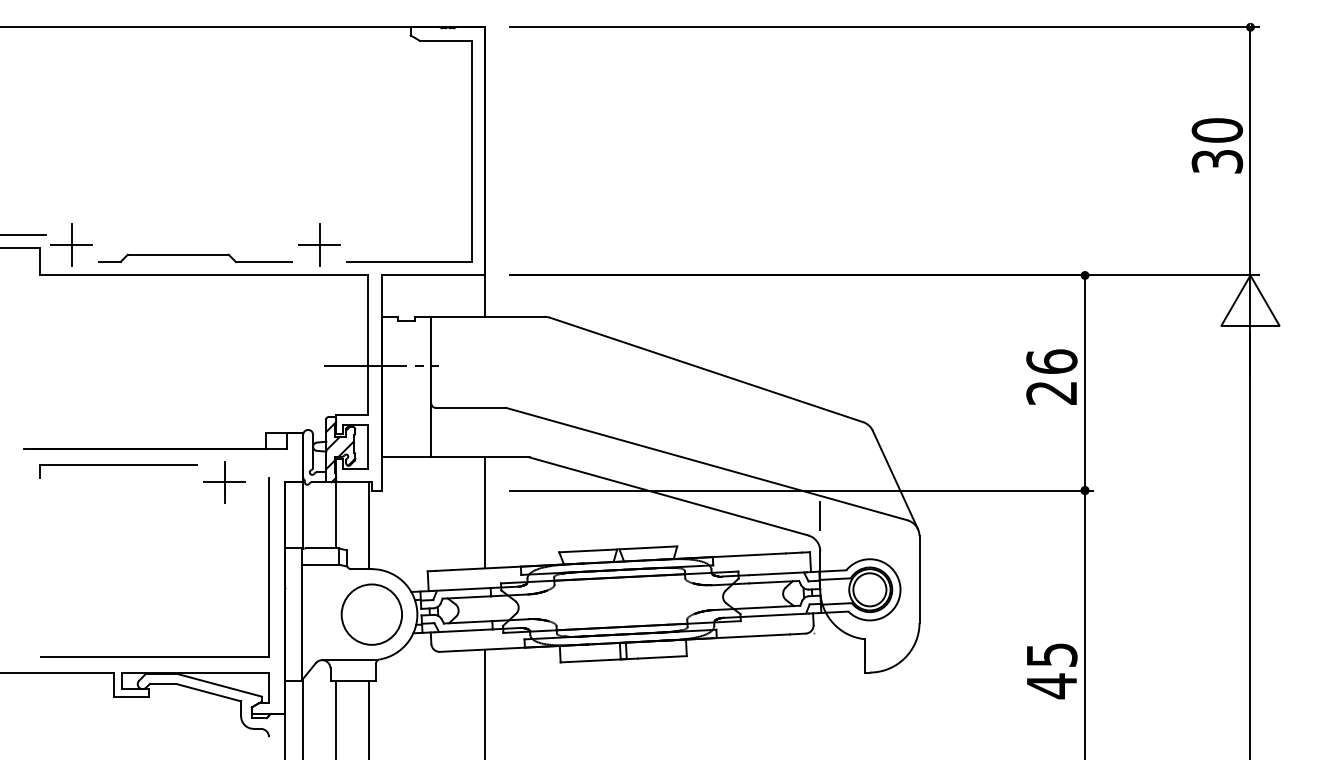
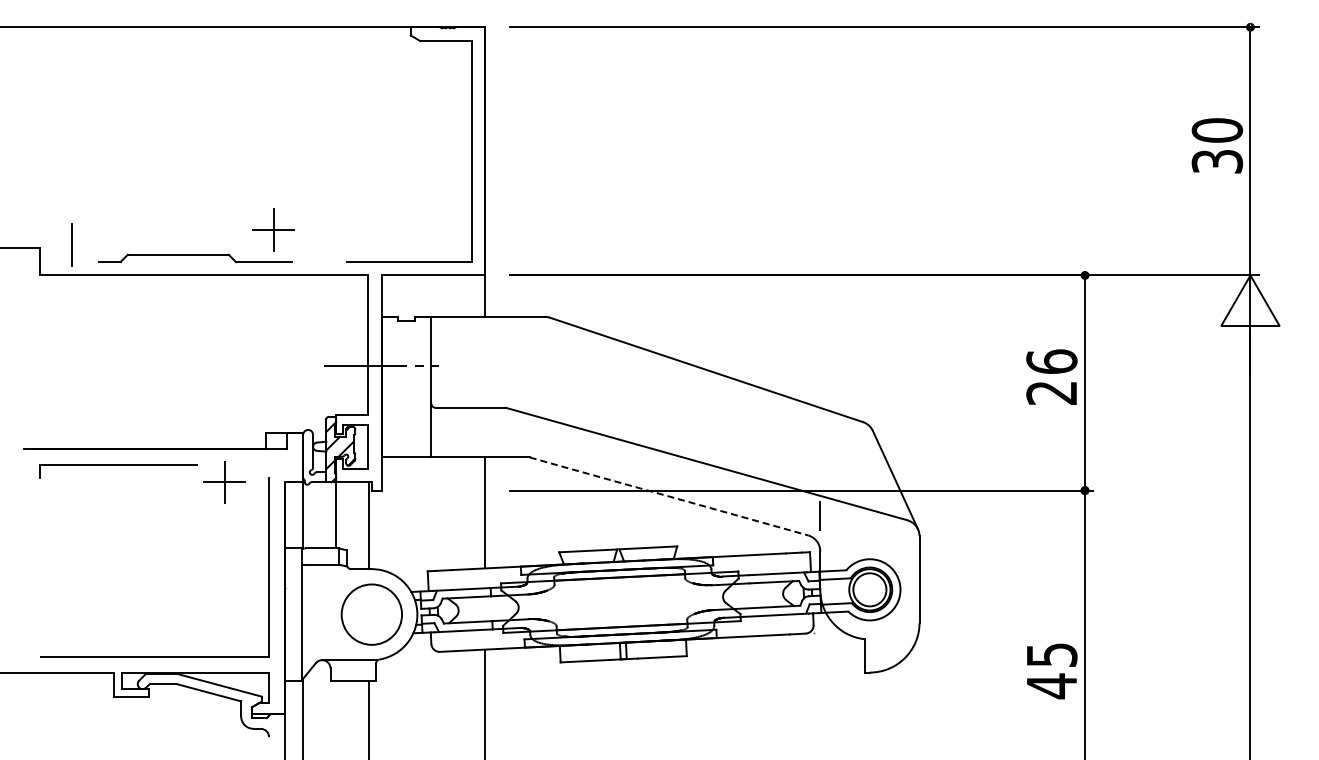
line: present -> none (23, 234)
line: present -> none (71, 244)
part position: (319, 244) -> (273, 229) (273, 229)
line: solid -> dashed (668, 496)
line: present -> none (336, 718)
